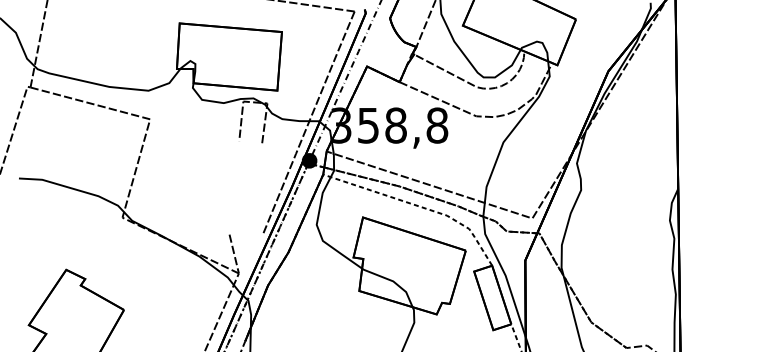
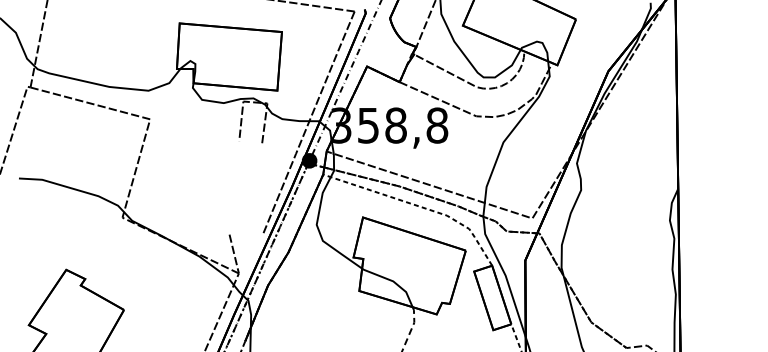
line: solid -> dashed (411, 329)
